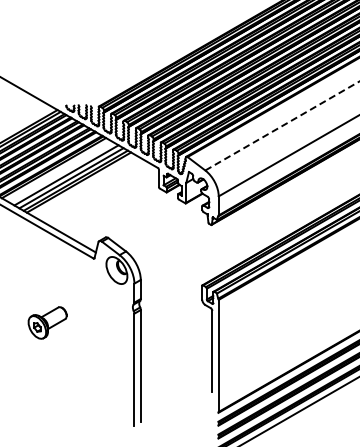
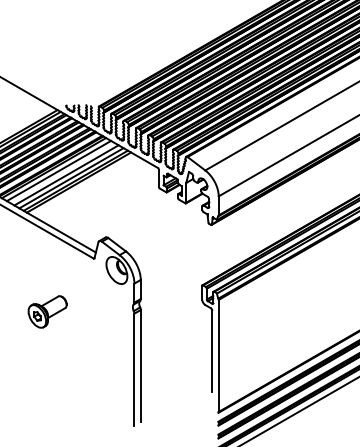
line: dashed -> solid (282, 126)
line: none -> present (58, 170)
part position: (47, 322) -> (47, 311) (47, 311)
